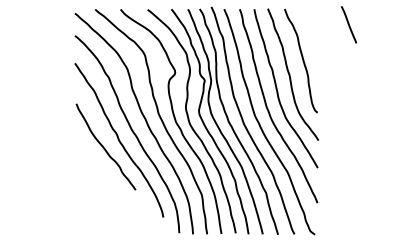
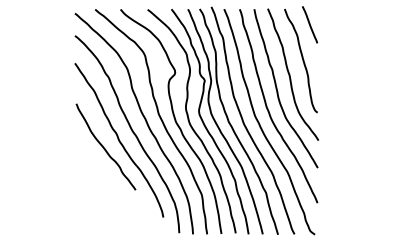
line position: (349, 24) -> (310, 24) (310, 24)
